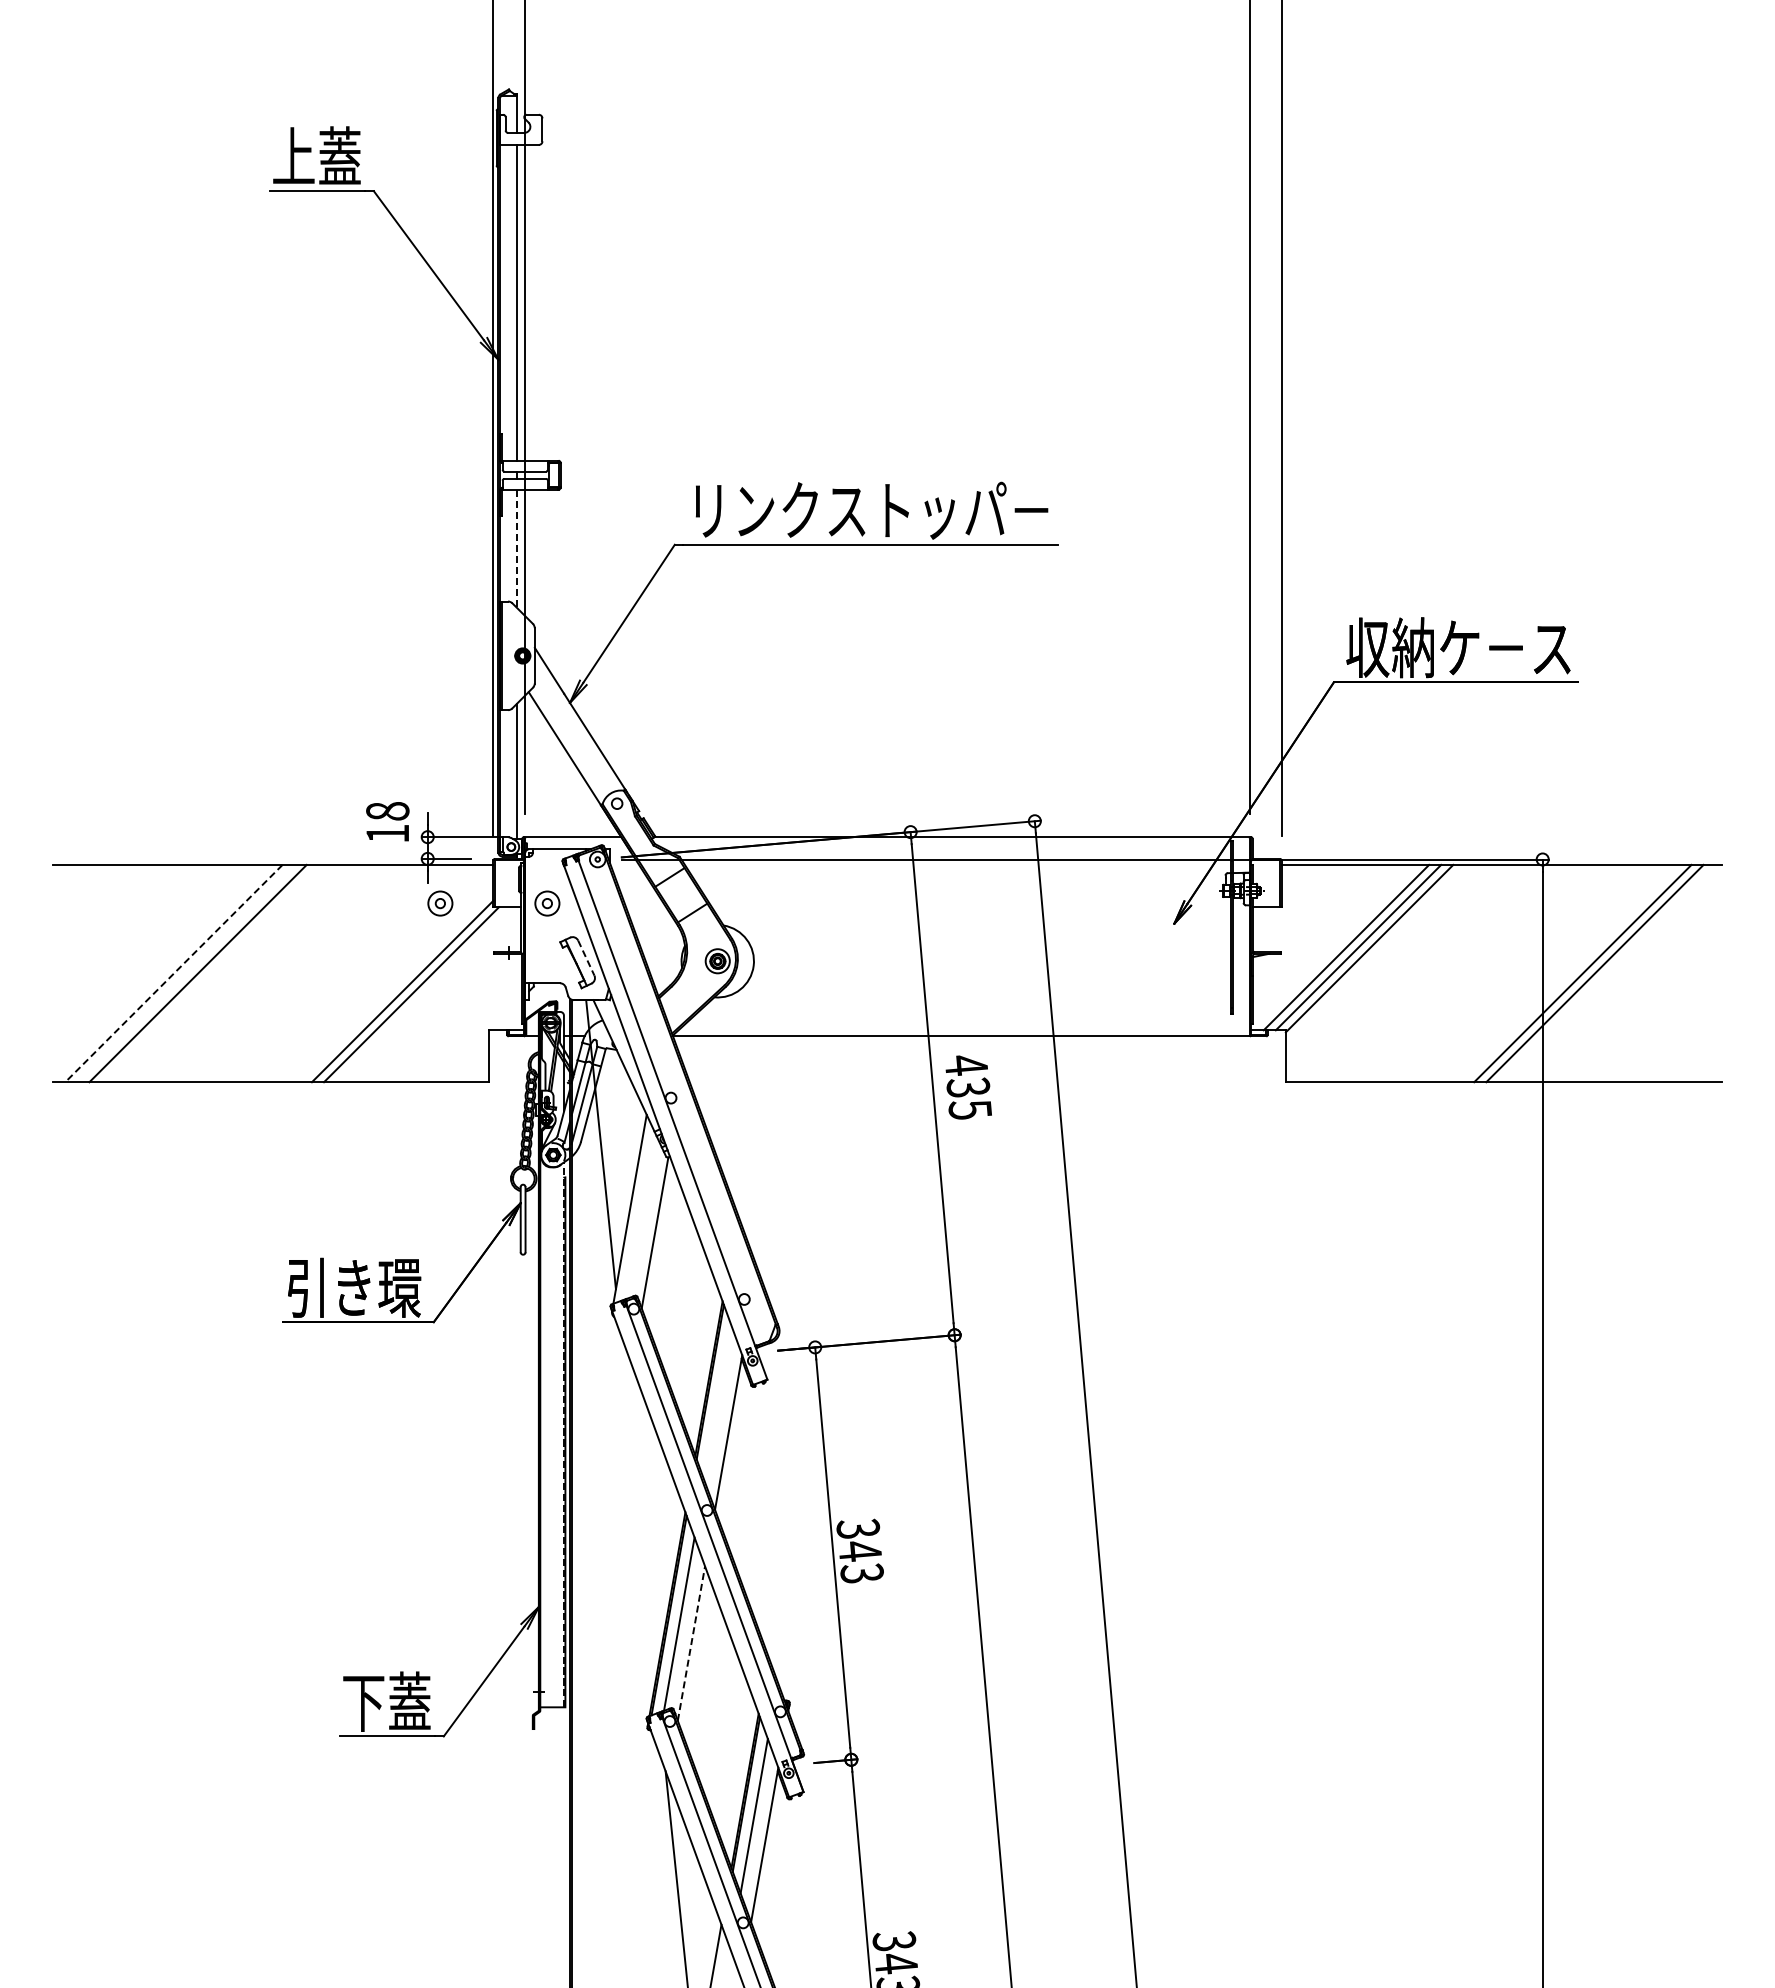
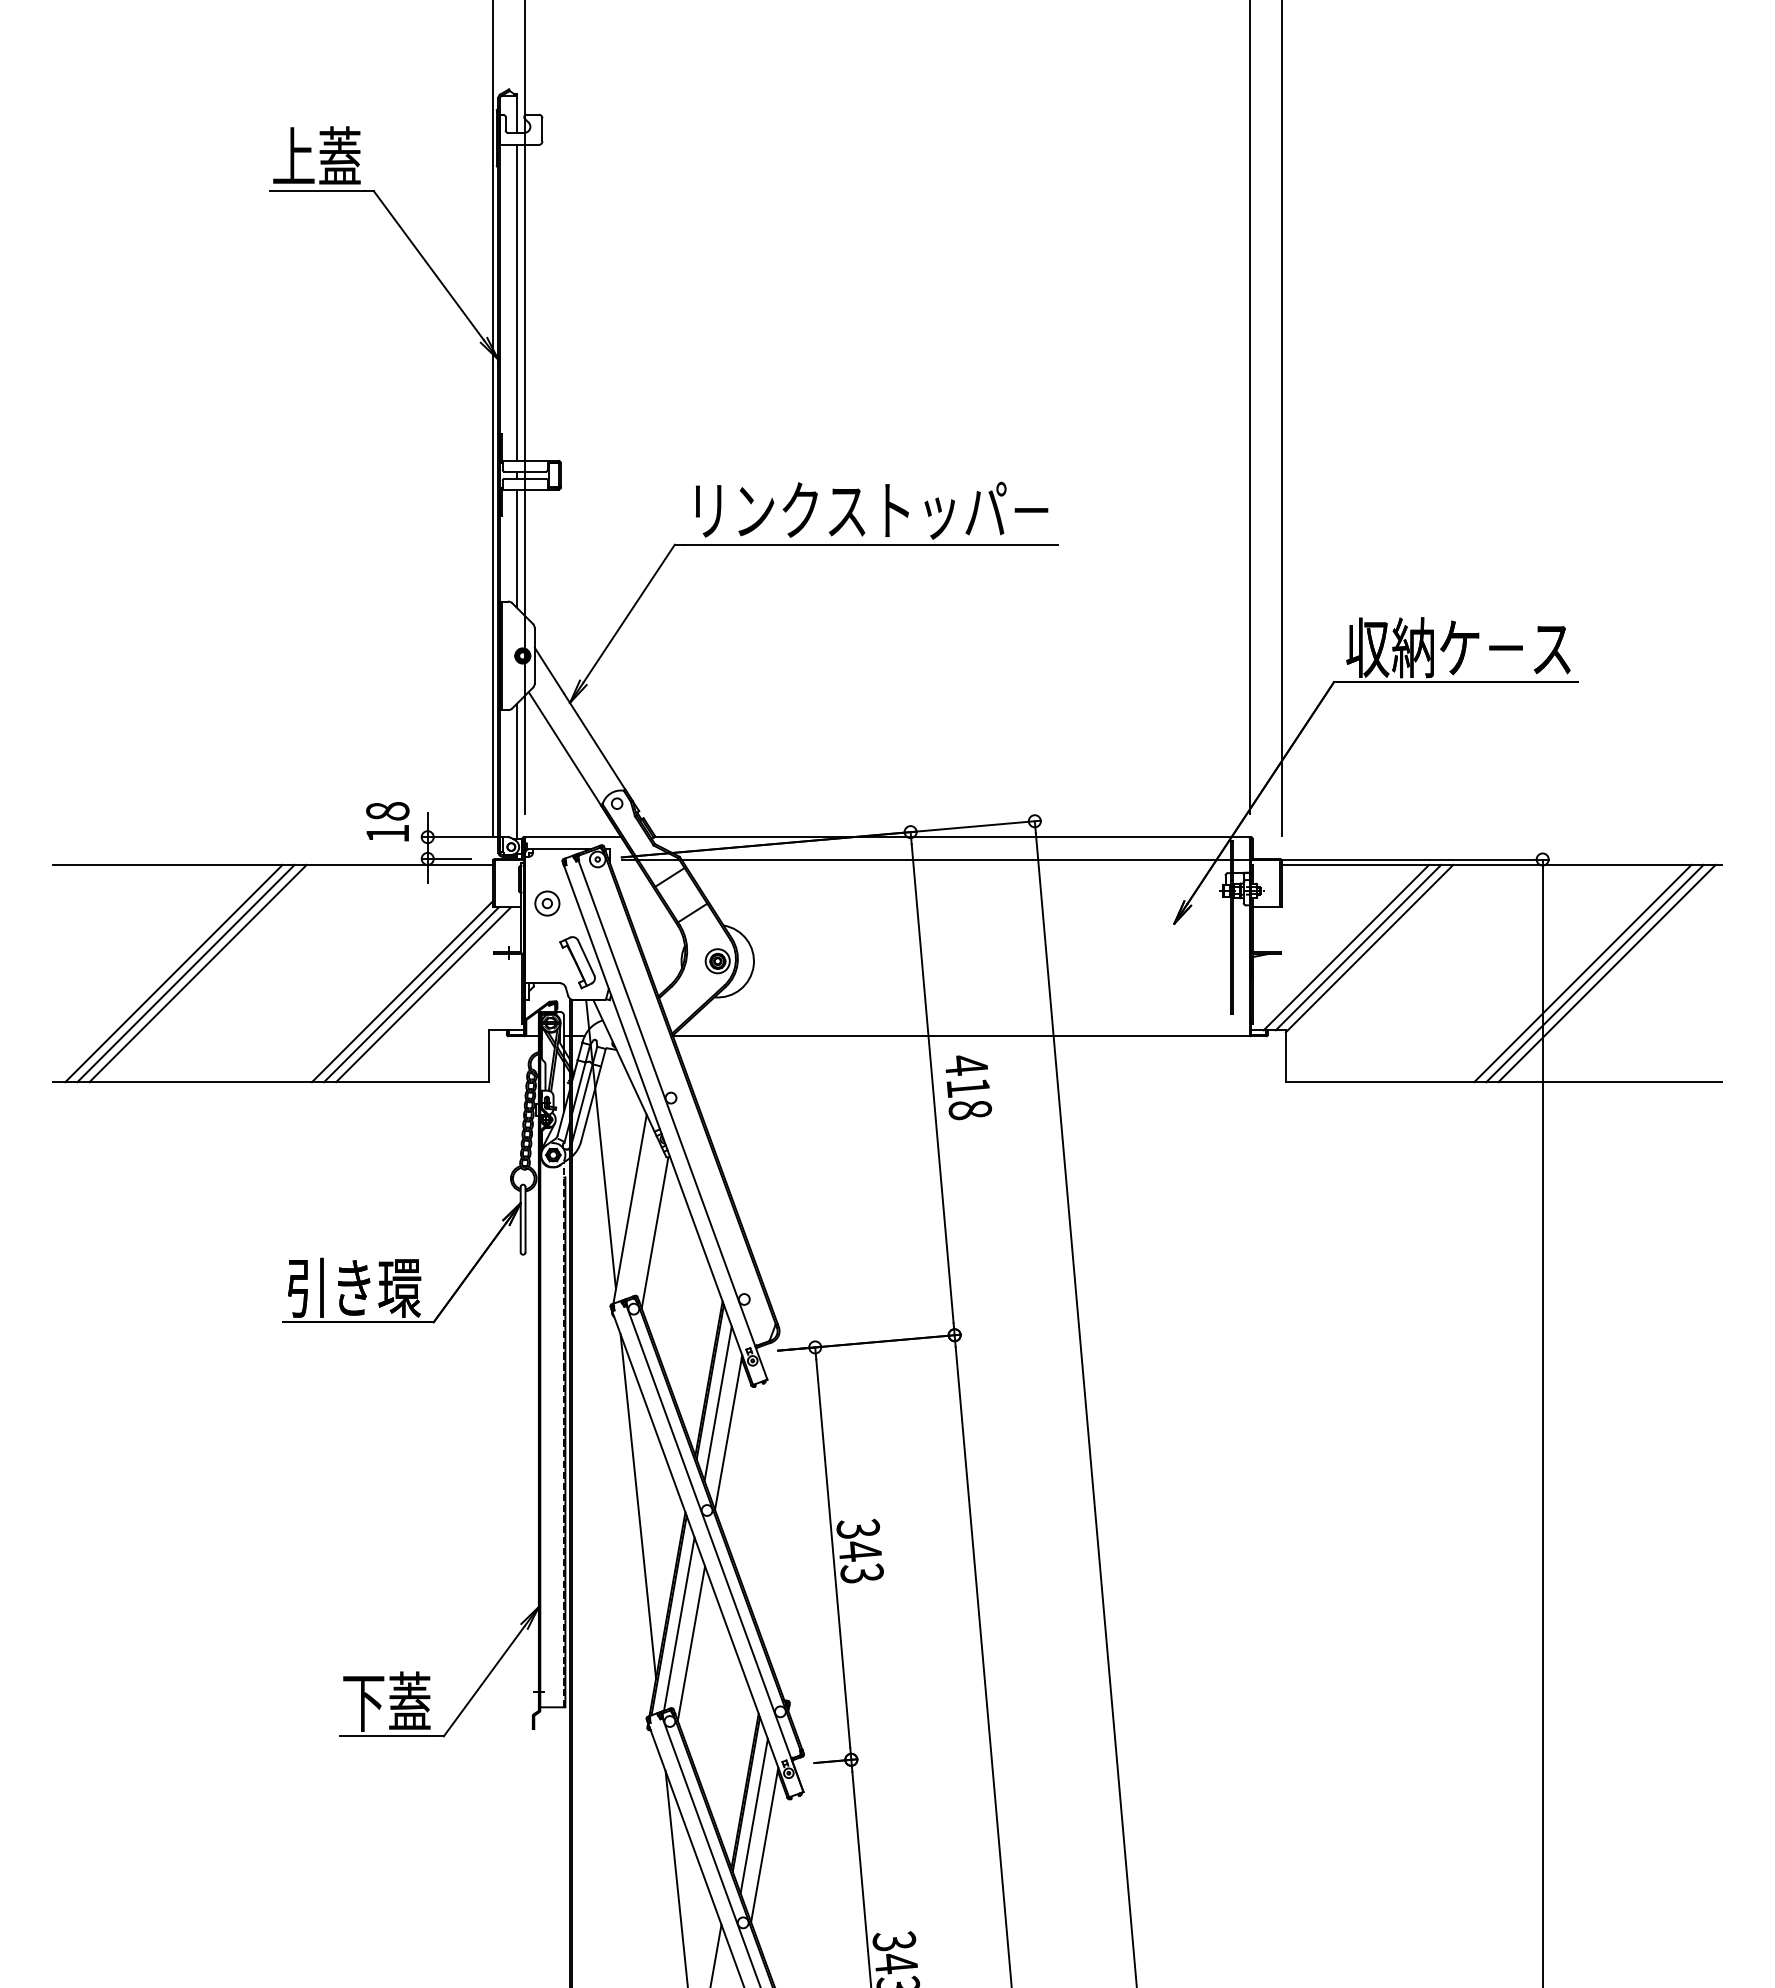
line: dashed -> solid (516, 548)
part: present -> none (440, 903)
line: dashed -> solid (586, 958)
line: dashed -> solid (173, 973)
line: none -> present (185, 973)
line: none -> present (1606, 973)
line: none -> present (423, 994)
text: 435 -> 418 (969, 1098)
line: none -> present (717, 1403)
line: none -> present (638, 1506)
line: dashed -> solid (691, 1643)
